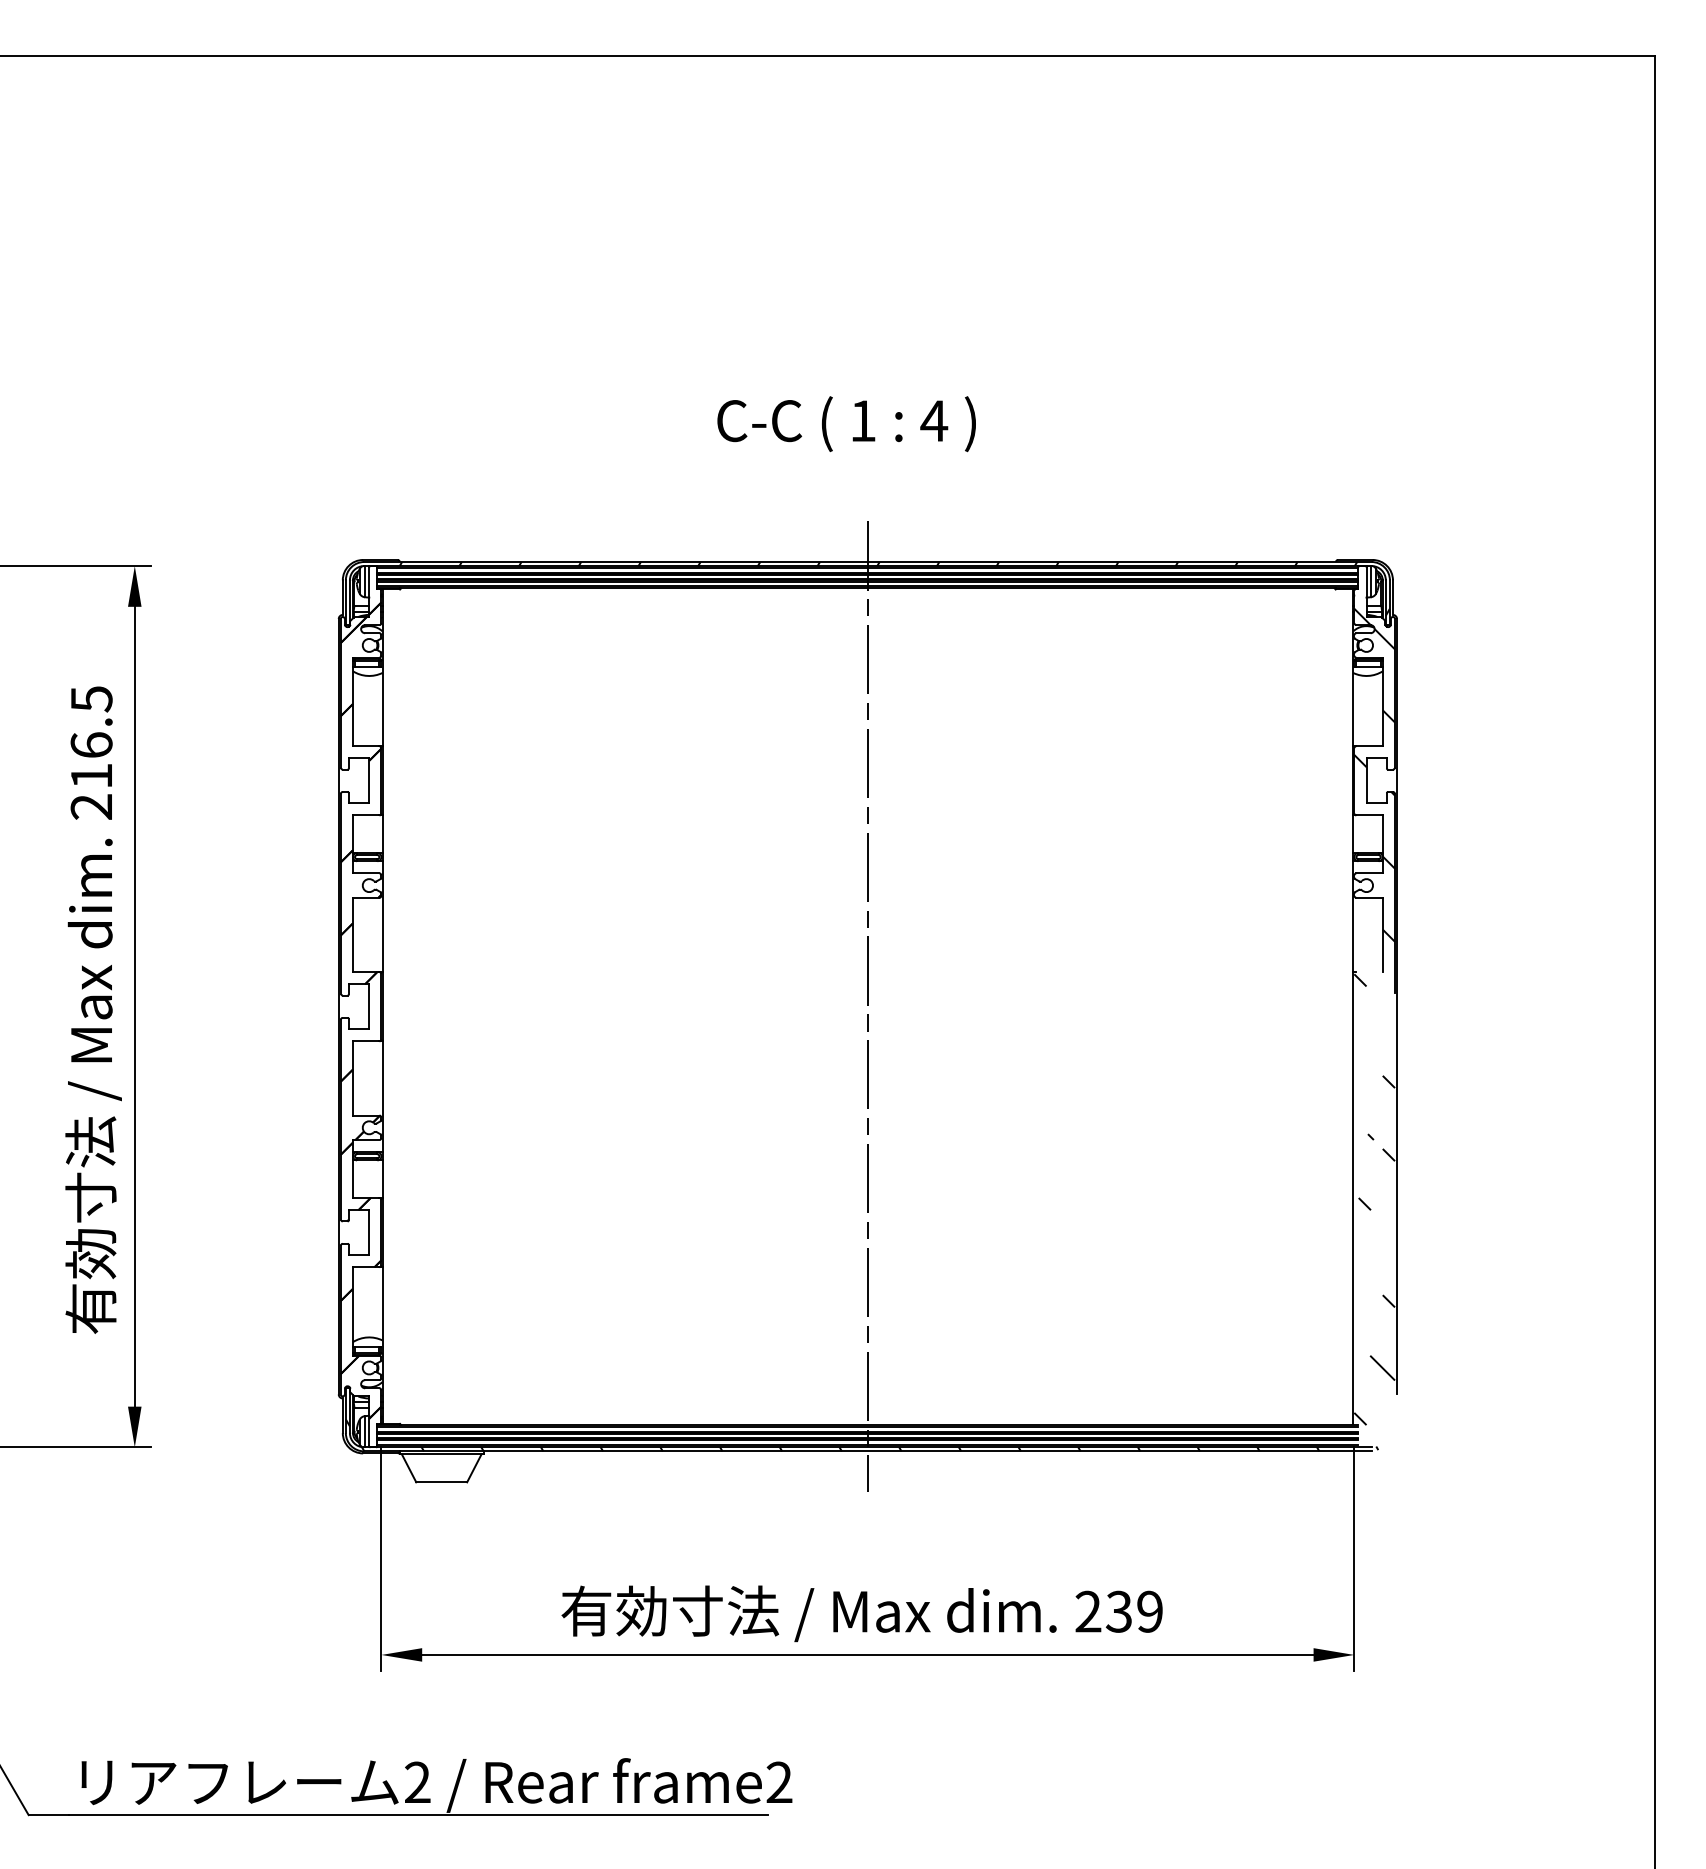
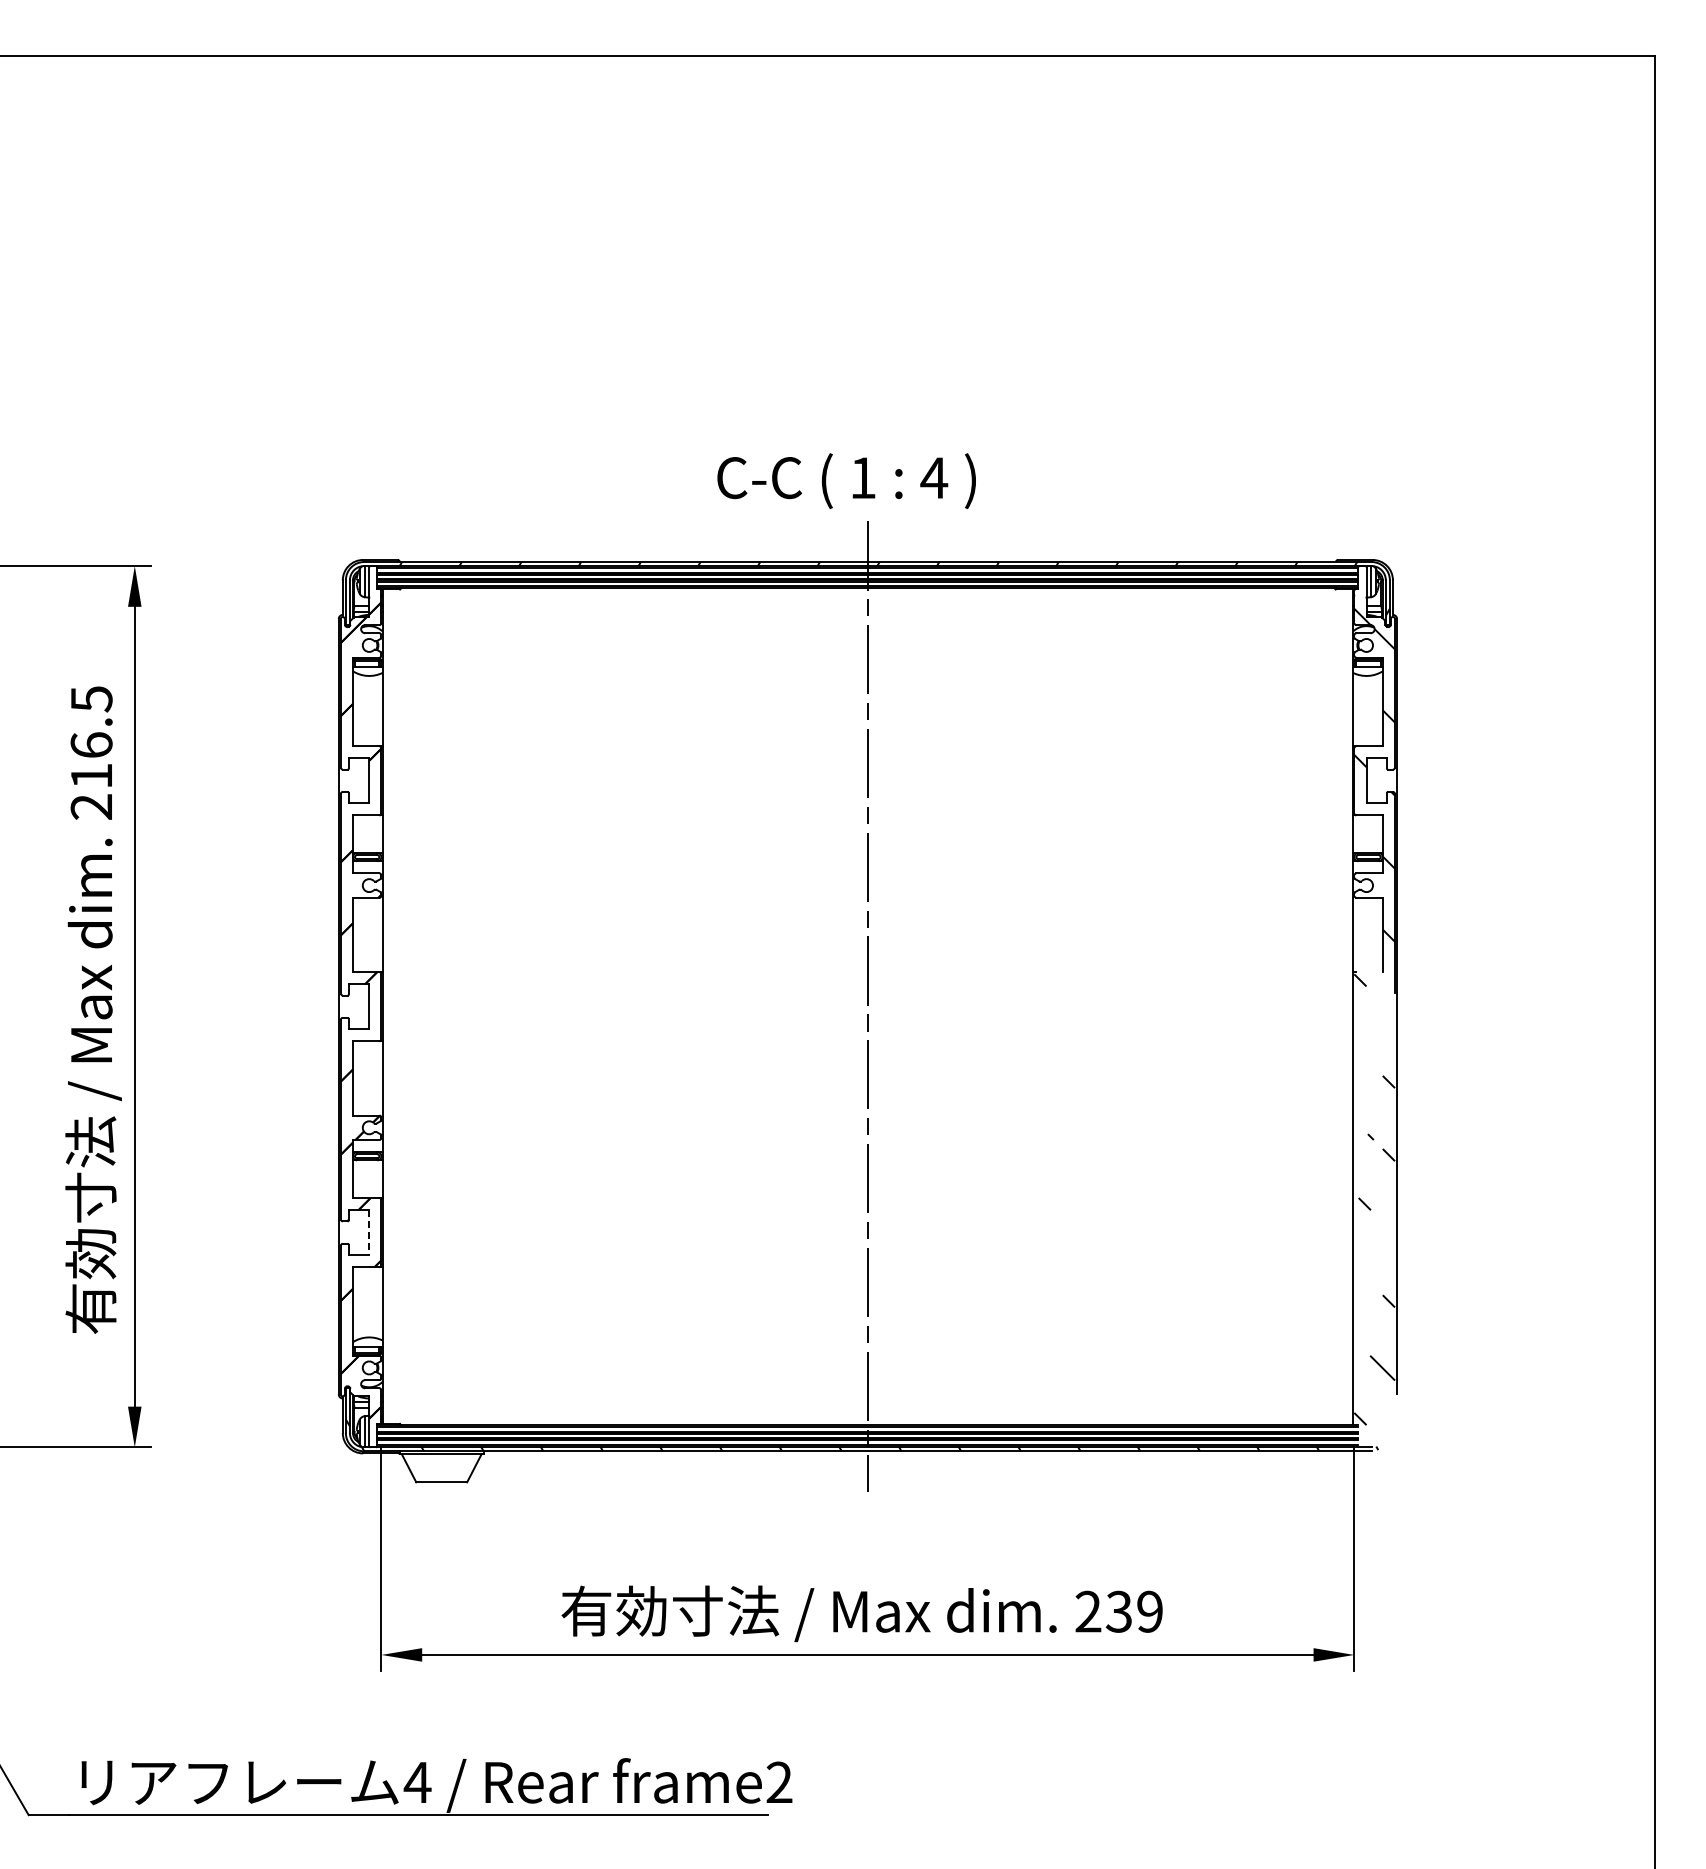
text position: (846, 424) -> (846, 481) (846, 481)
line: solid -> dashed (369, 1233)
text: 2 -> 4 (417, 1781)
